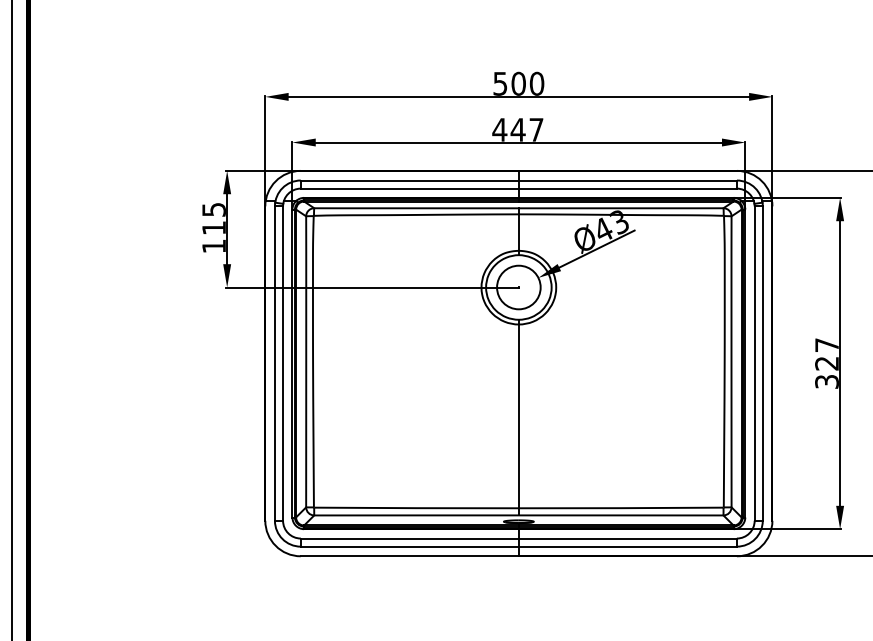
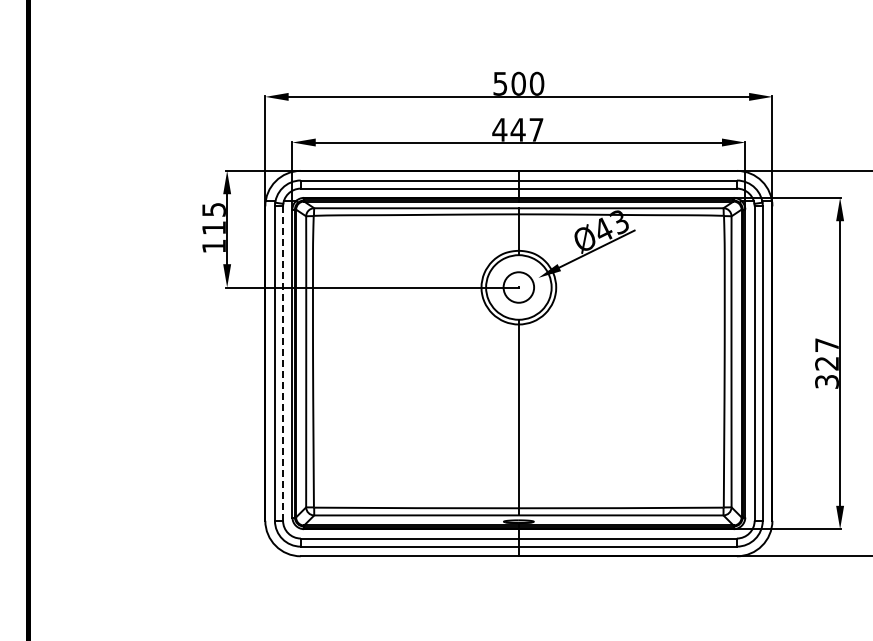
circle diameter: 44 px -> 31 px (518, 287)
line: present -> none (12, 319)
line: solid -> dashed (283, 363)
